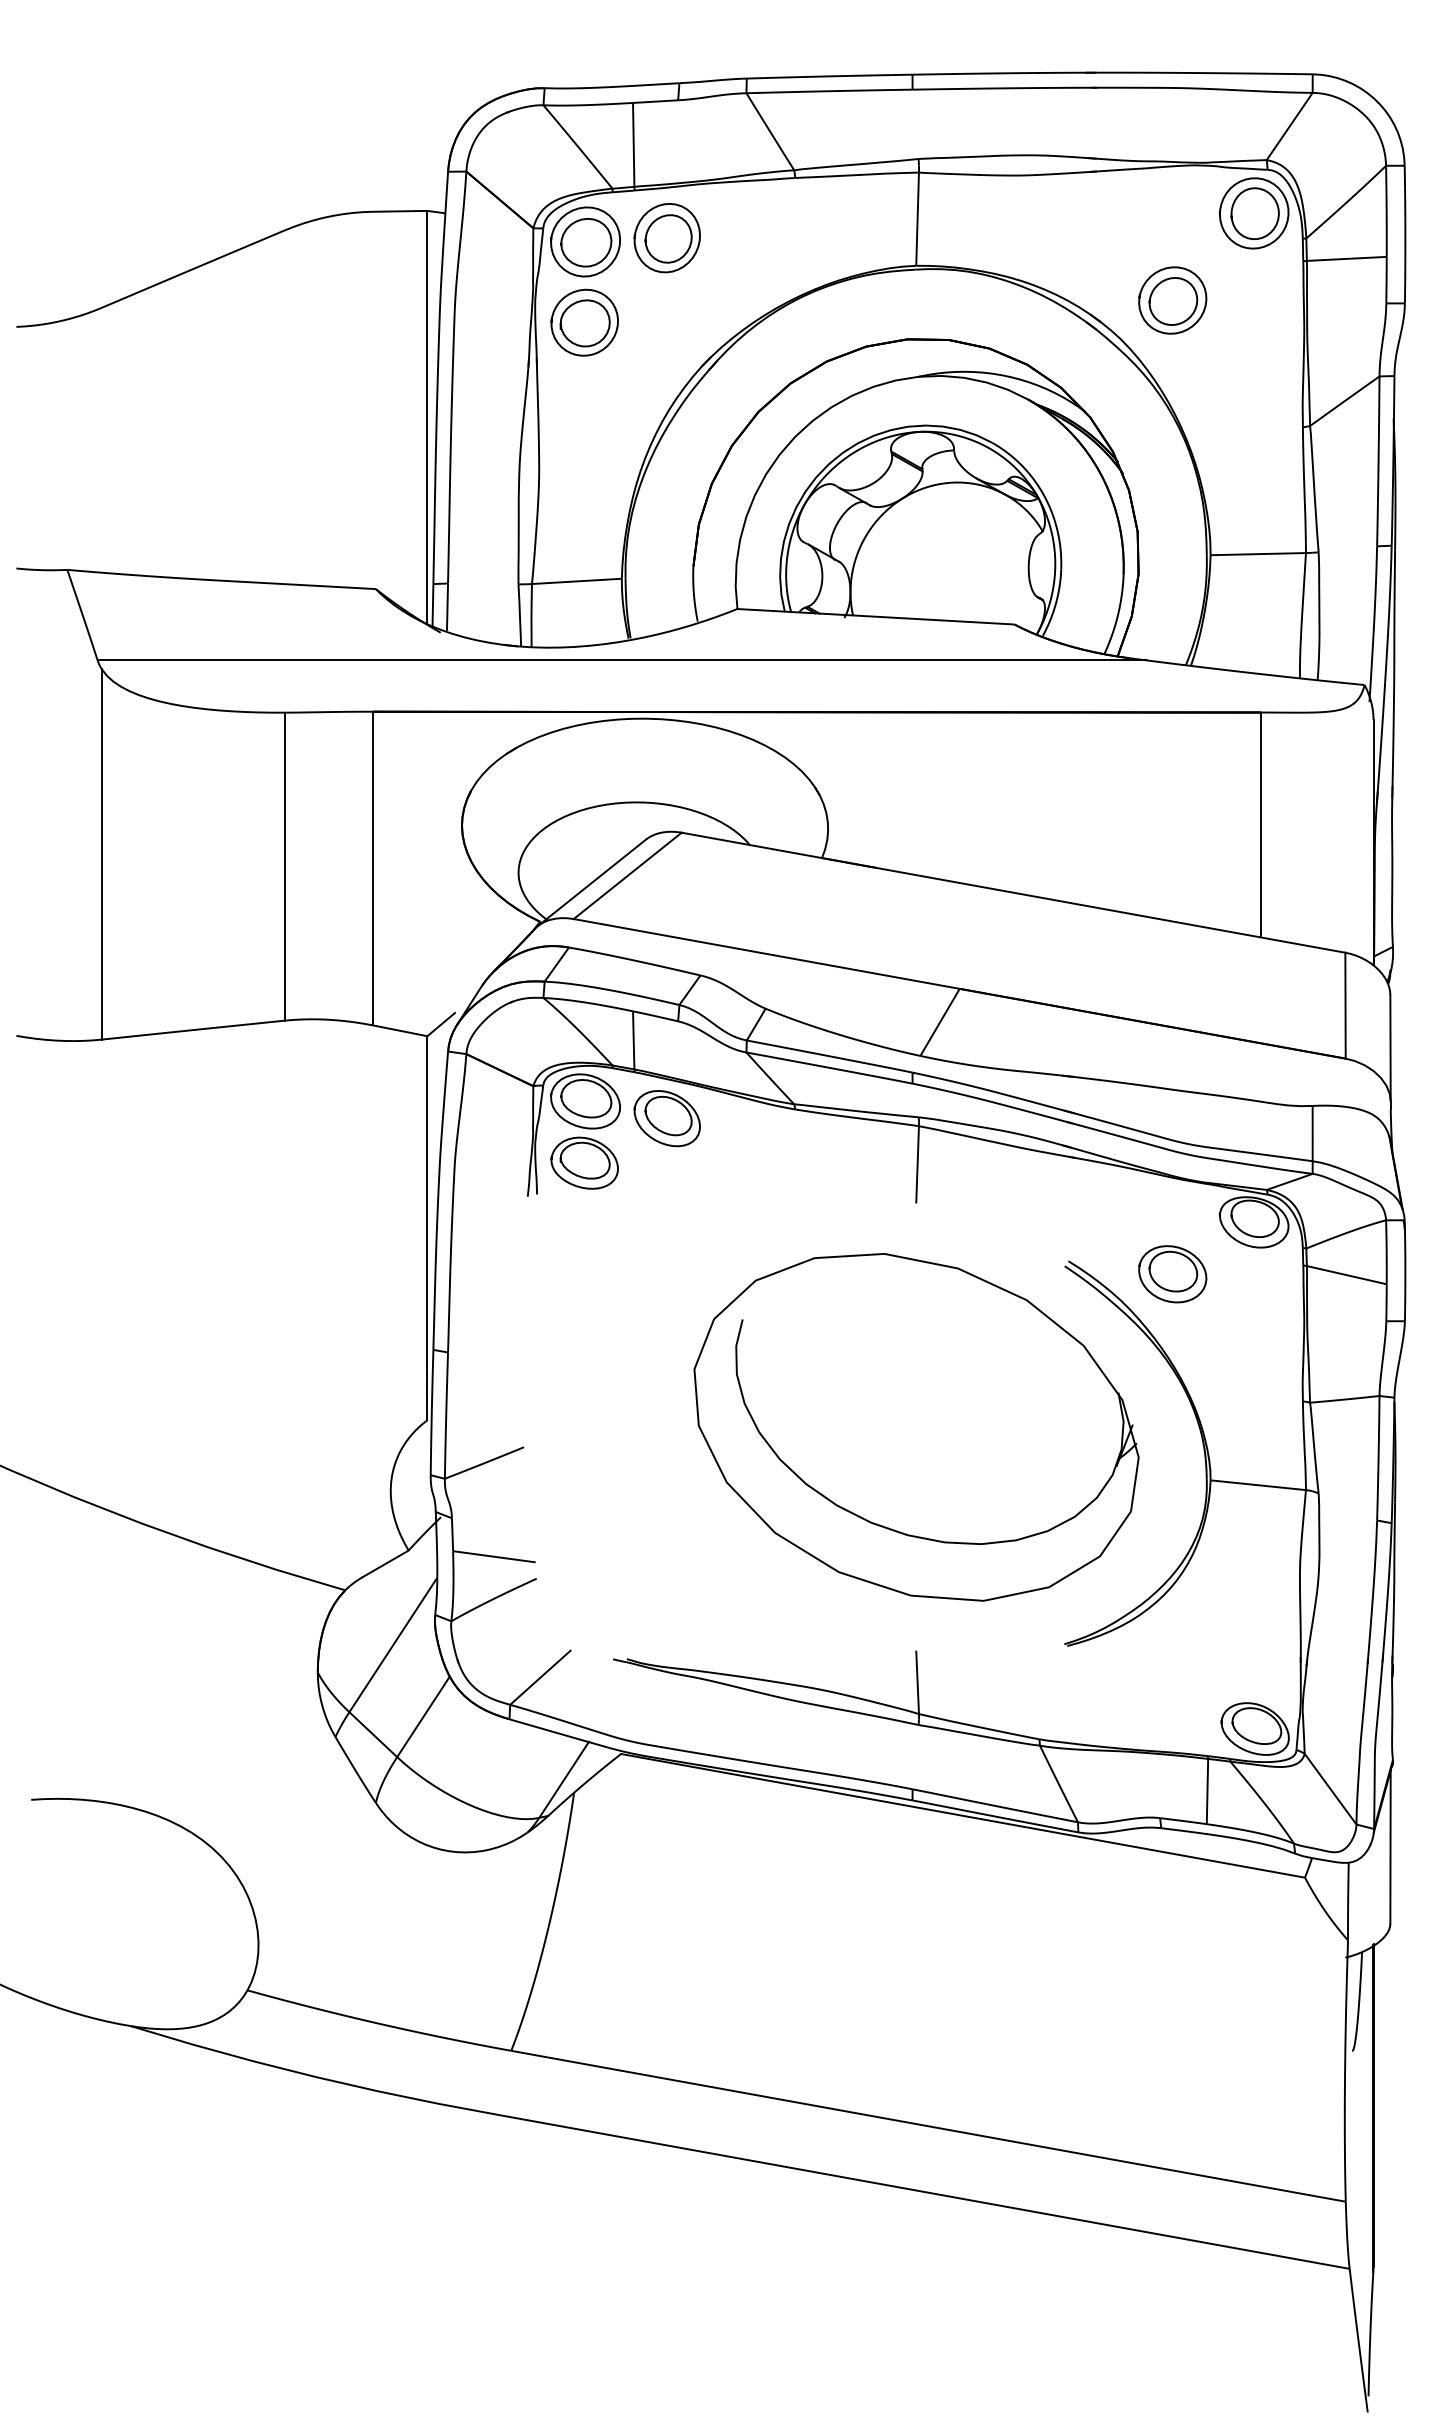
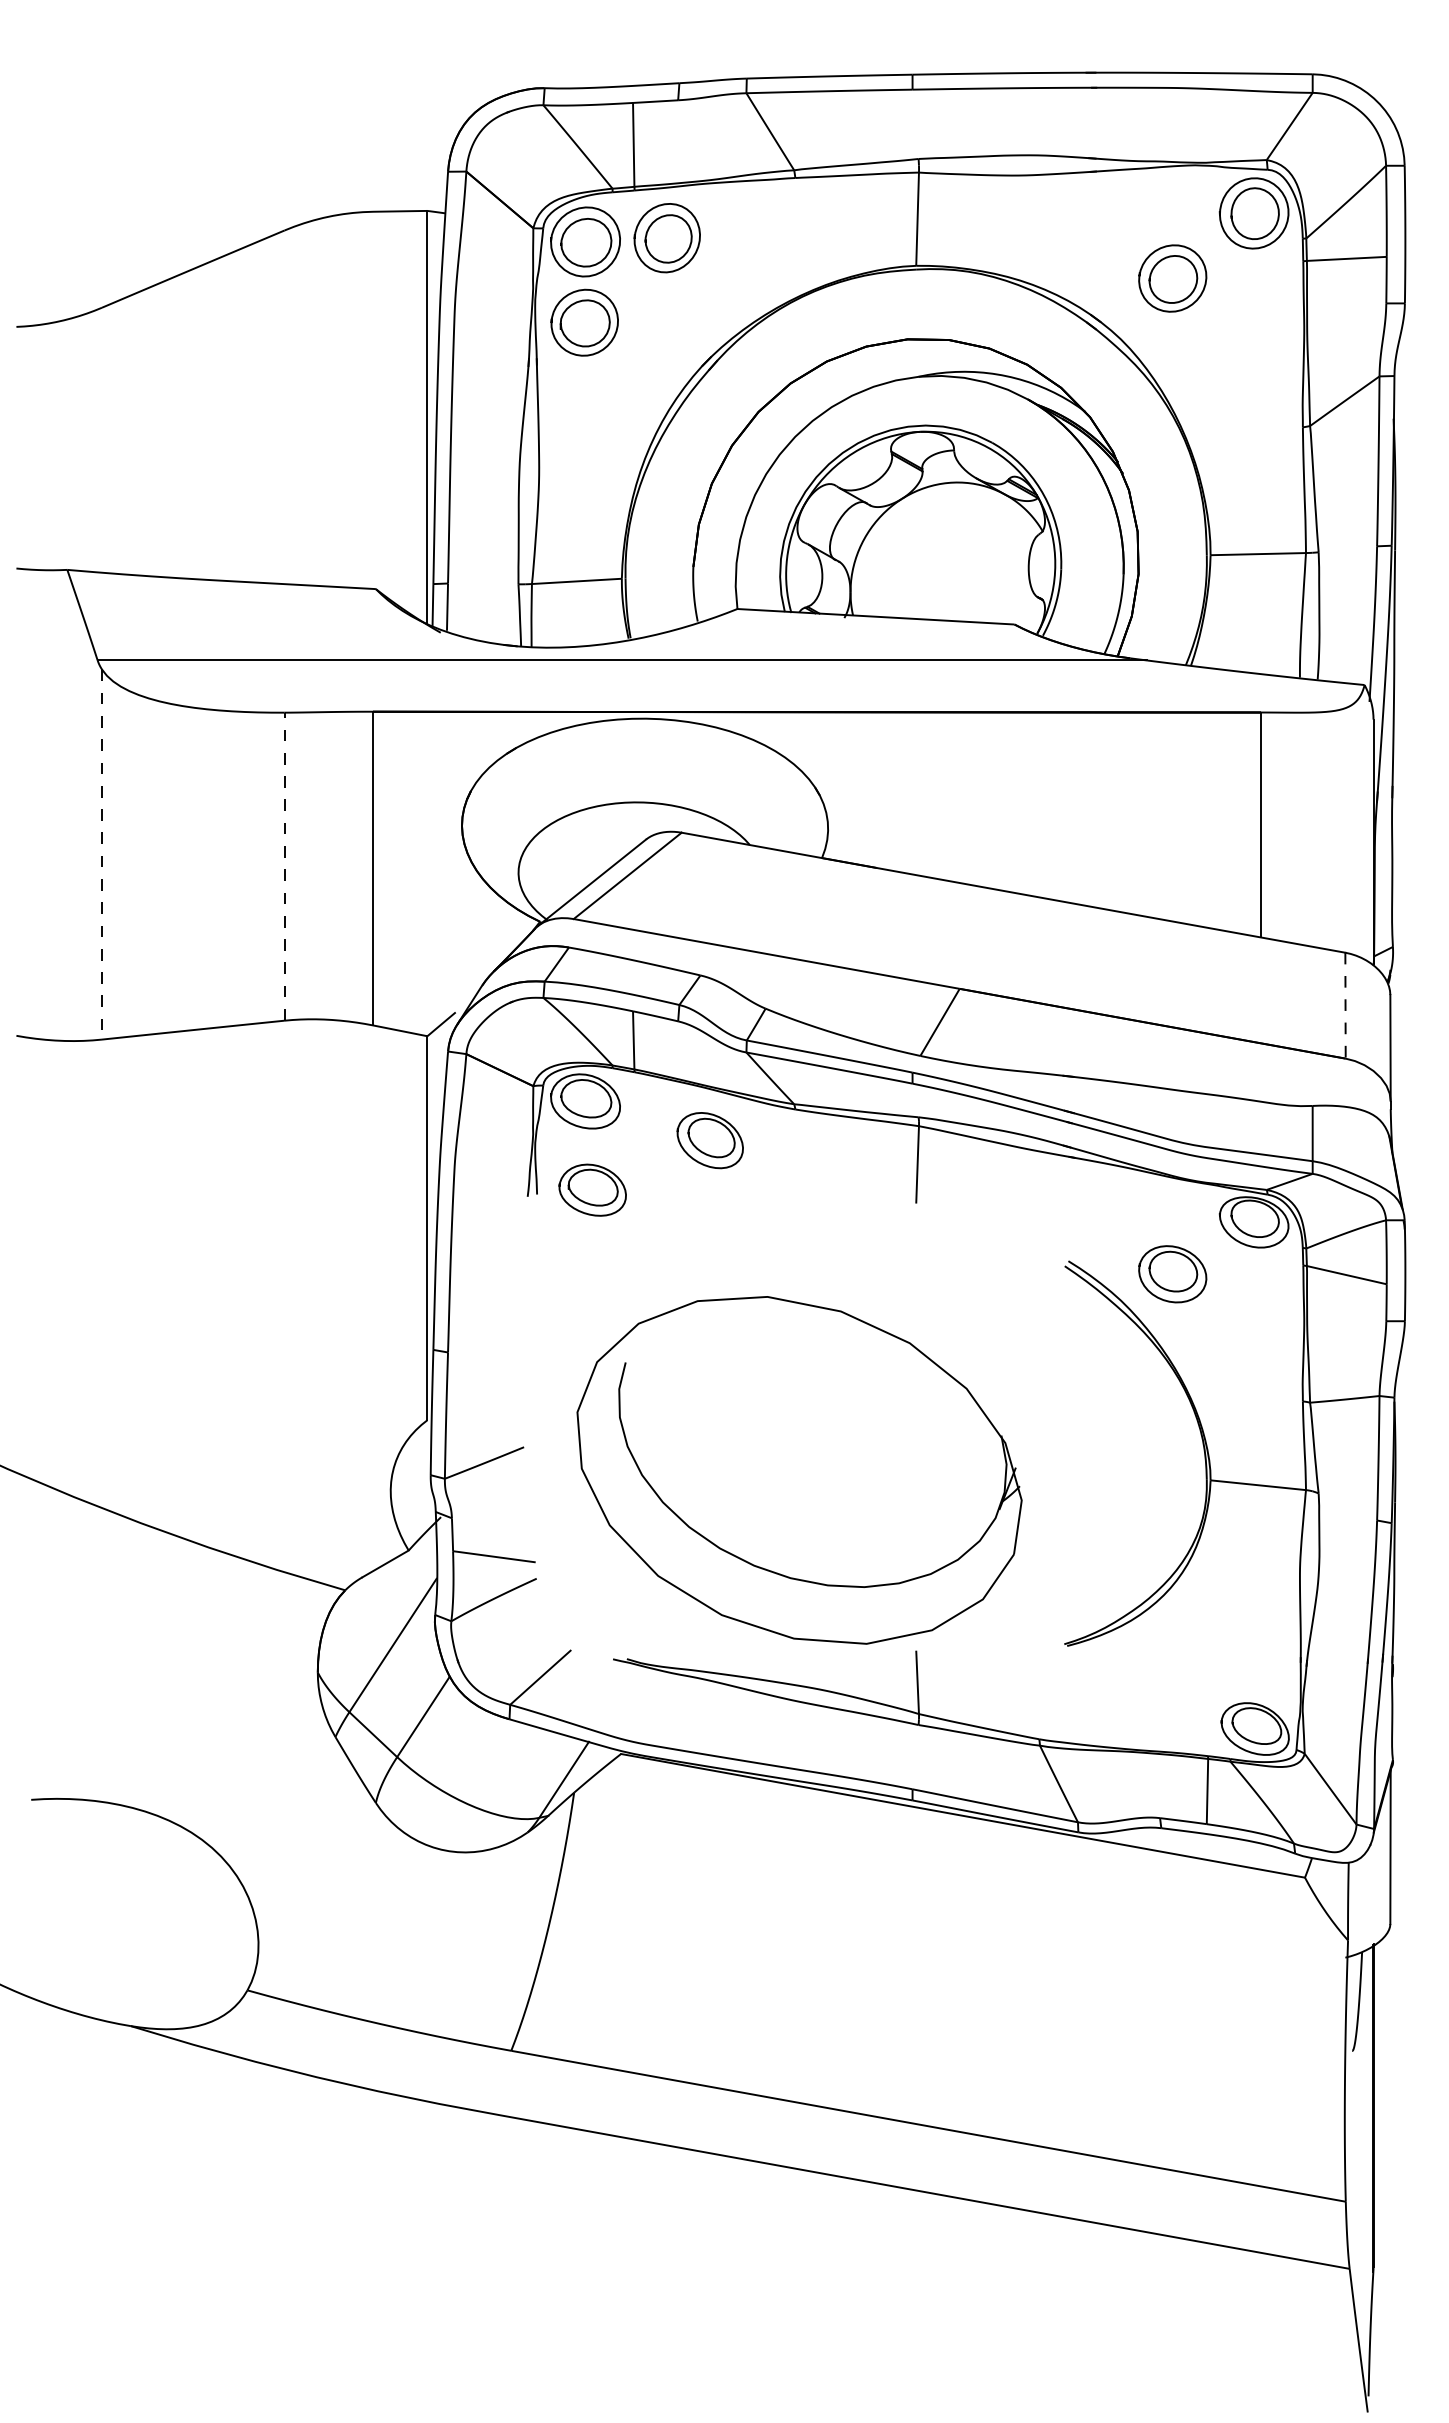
part position: (1172, 300) -> (1172, 278) (1172, 278)
line: solid -> dashed (101, 855)
line: solid -> dashed (284, 866)
line: solid -> dashed (1345, 1005)
part position: (666, 1118) -> (709, 1140) (709, 1140)
part position: (584, 1162) -> (592, 1189) (592, 1189)
part position: (916, 1427) -> (799, 1470) (799, 1470)
